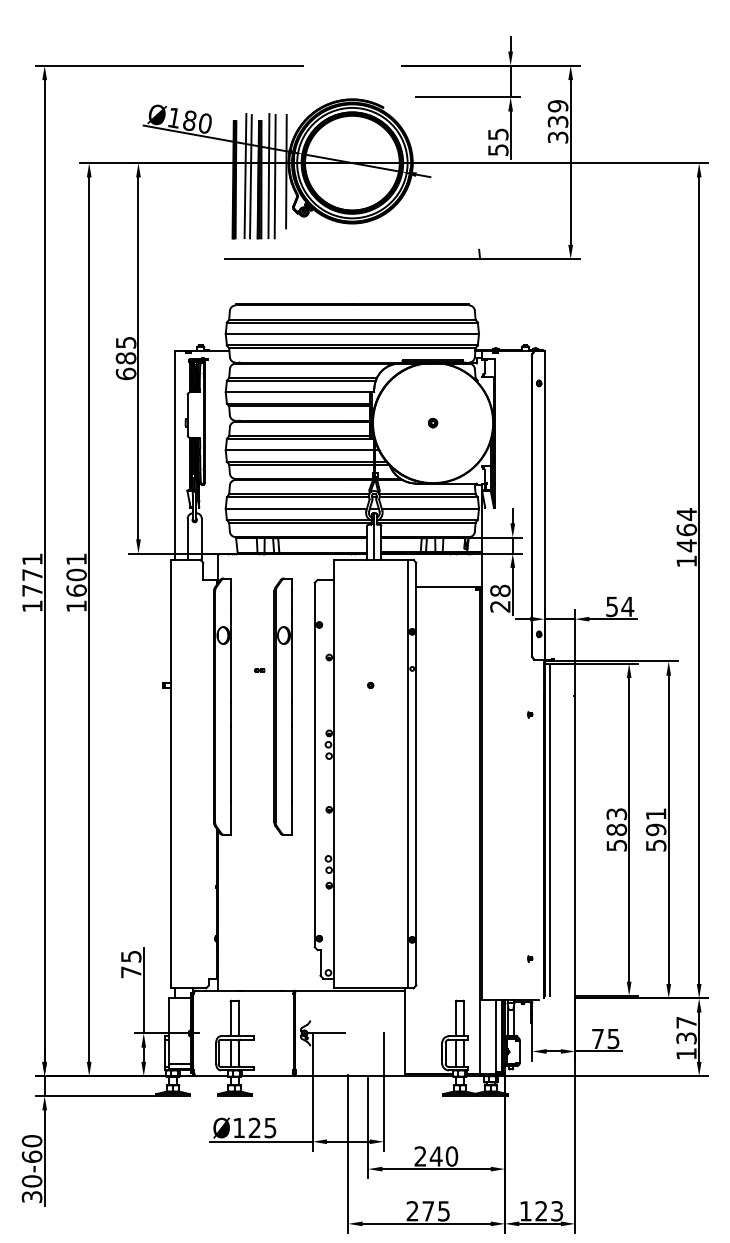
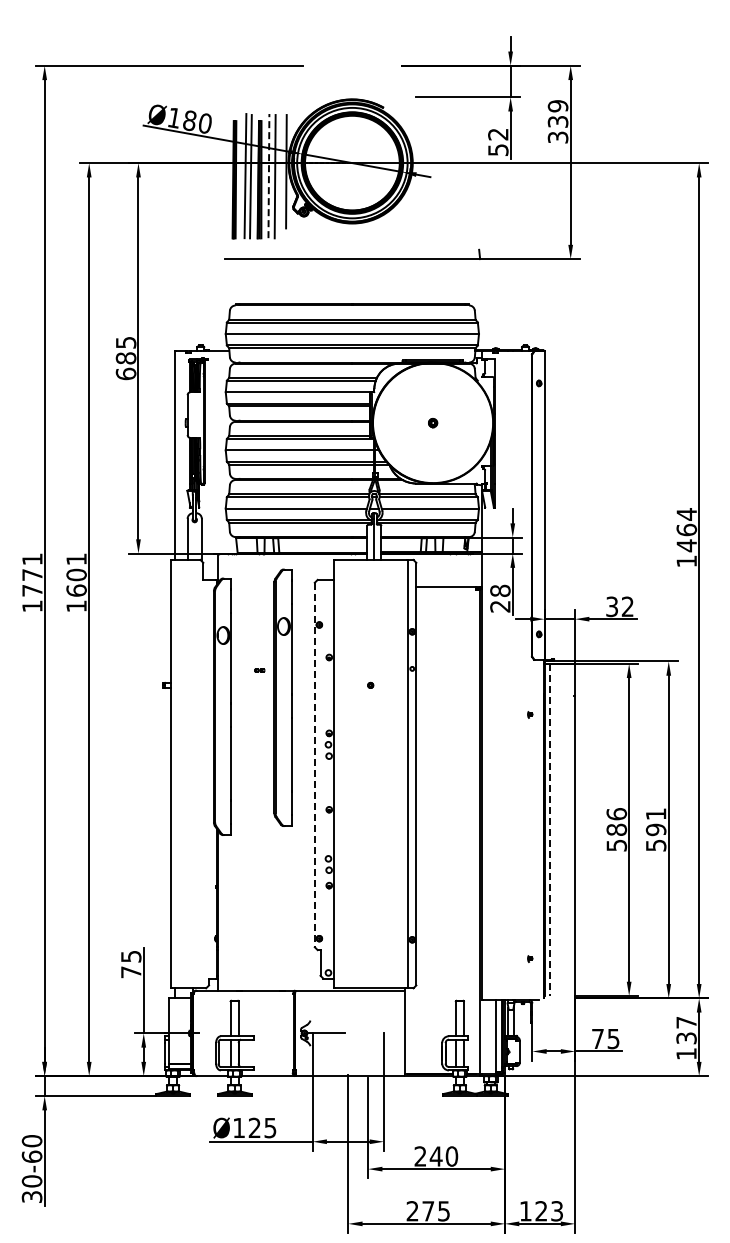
text: 55 -> 52 (498, 134)
line: solid -> dashed (268, 175)
text: 54 -> 32 (620, 606)
part position: (282, 706) -> (282, 697) (282, 697)
line: solid -> dashed (314, 765)
text: 583 -> 586 (616, 814)
line: solid -> dashed (550, 830)
